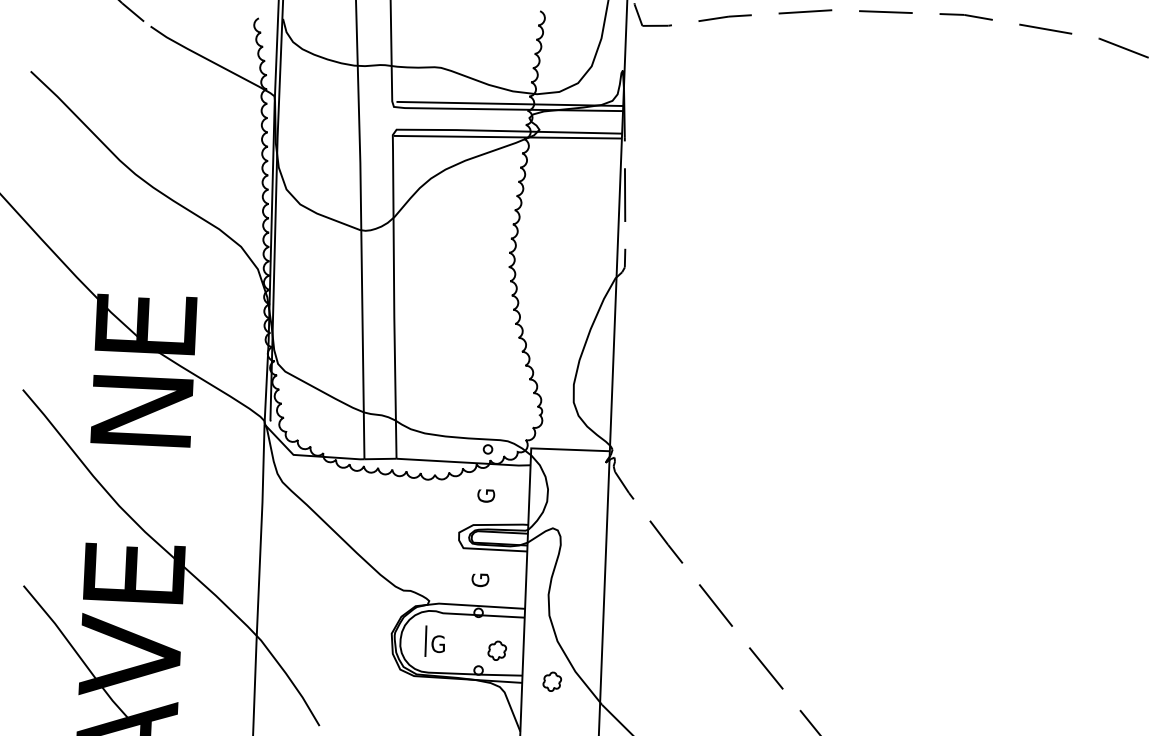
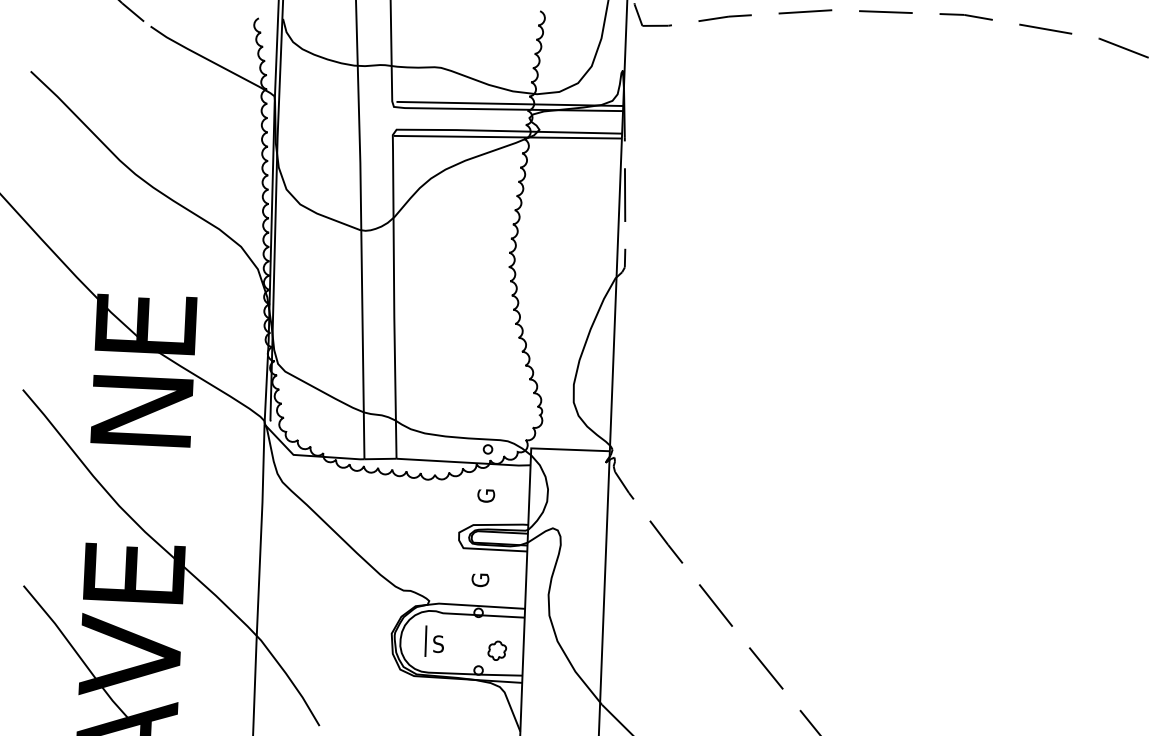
text: G -> S (437, 643)
part: present -> none (552, 681)
